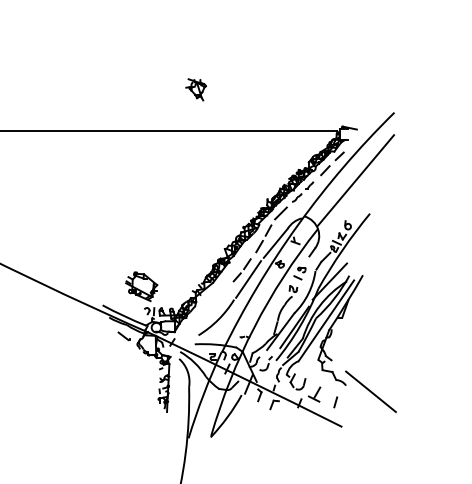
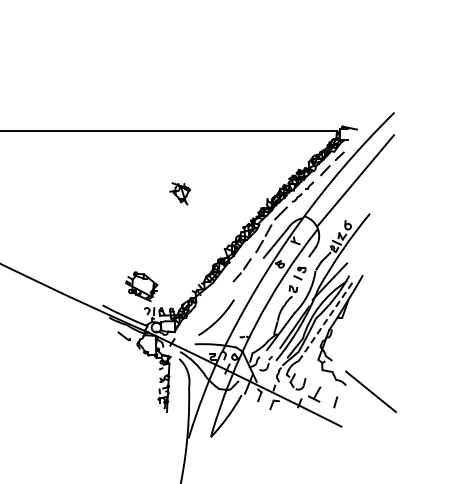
part position: (196, 89) -> (180, 193) (180, 193)
line: present -> none (248, 279)
line: solid -> dashed (326, 320)
